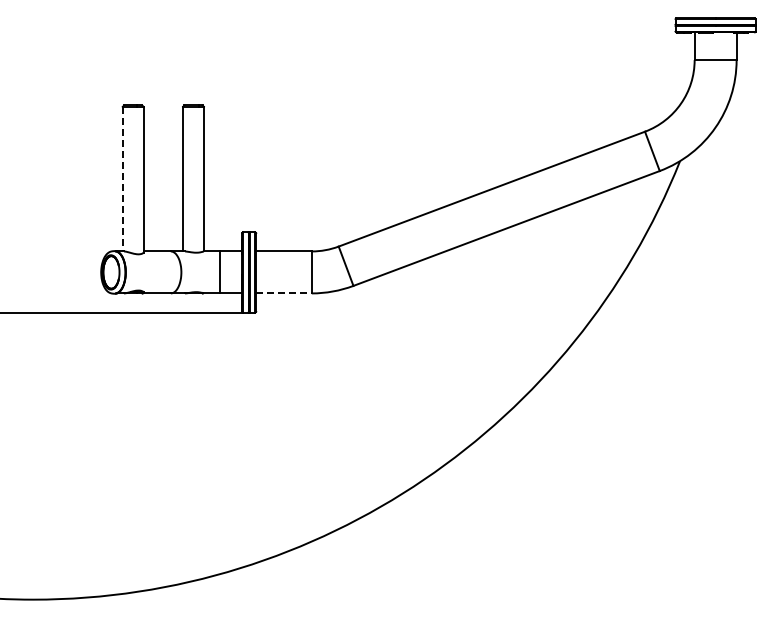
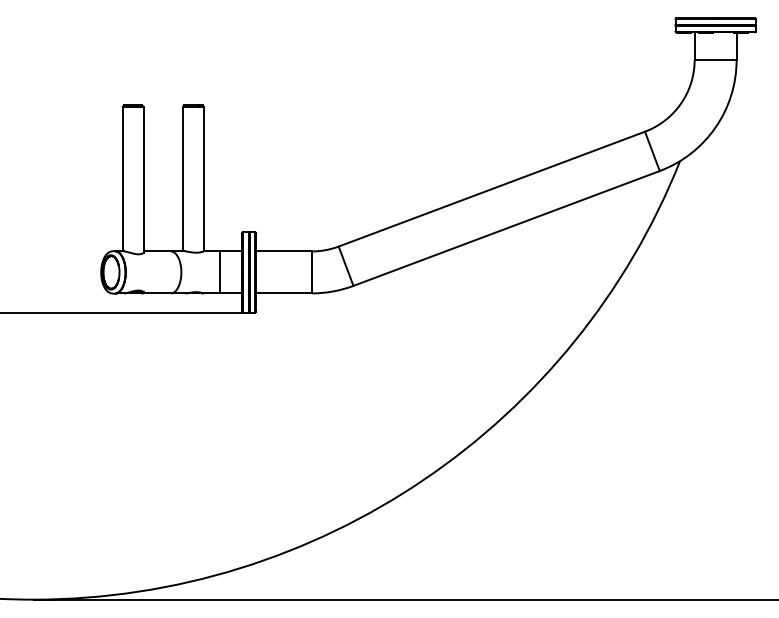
line: dashed -> solid (122, 179)
line: dashed -> solid (284, 293)
line: none -> present (404, 599)
